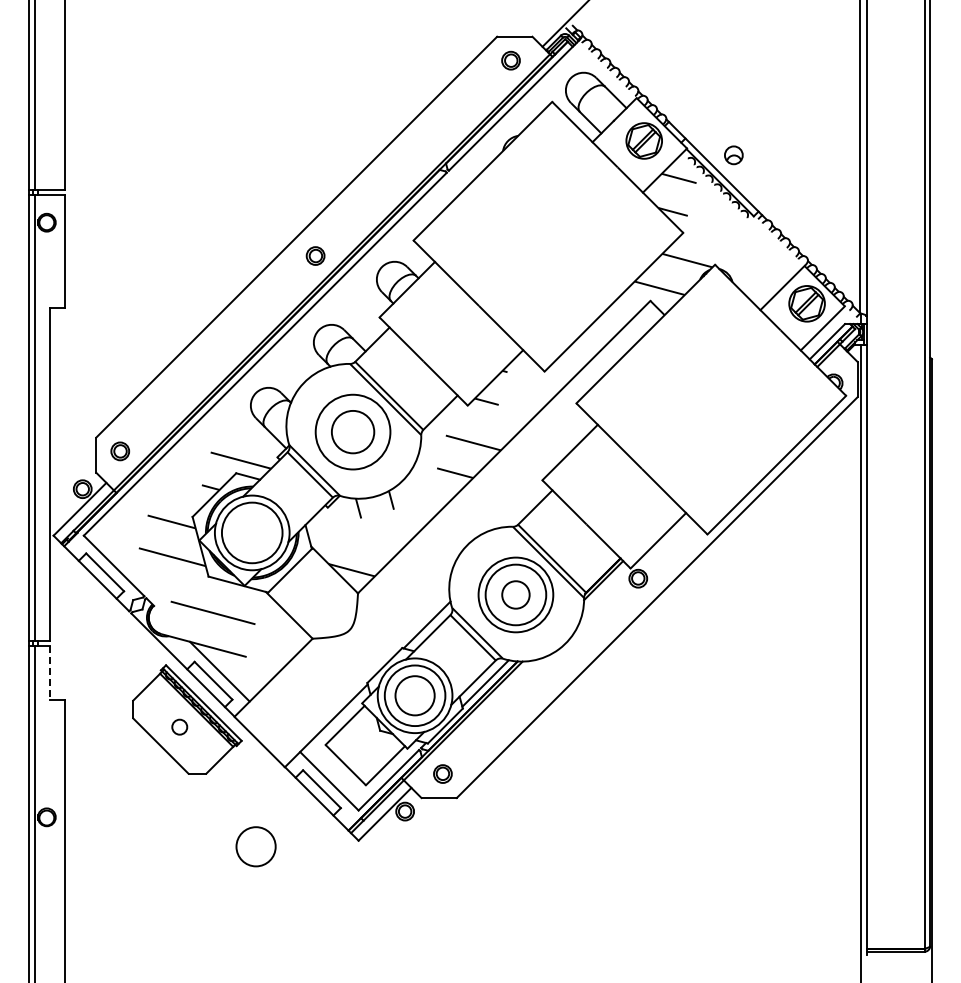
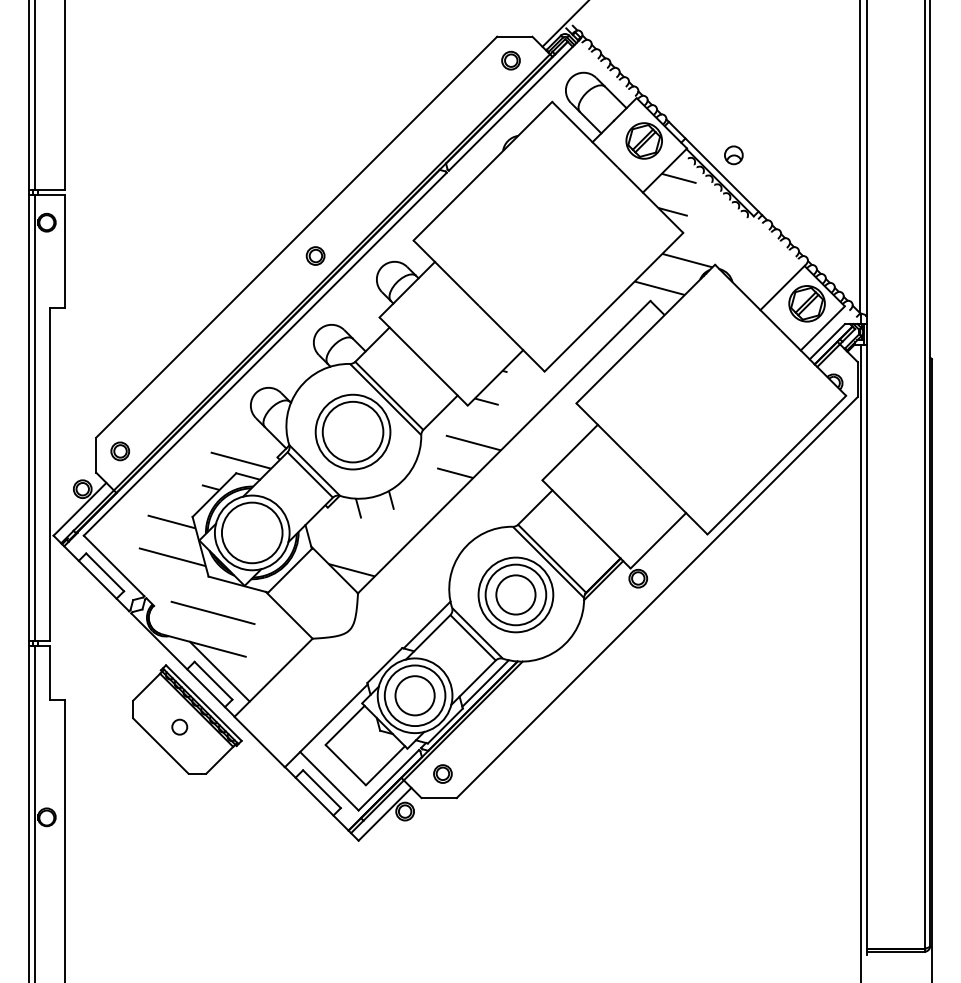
circle diameter: 42 px -> 61 px (352, 431)
circle diameter: 27 px -> 39 px (515, 594)
line: dashed -> solid (50, 673)
circle: present -> none (255, 846)
